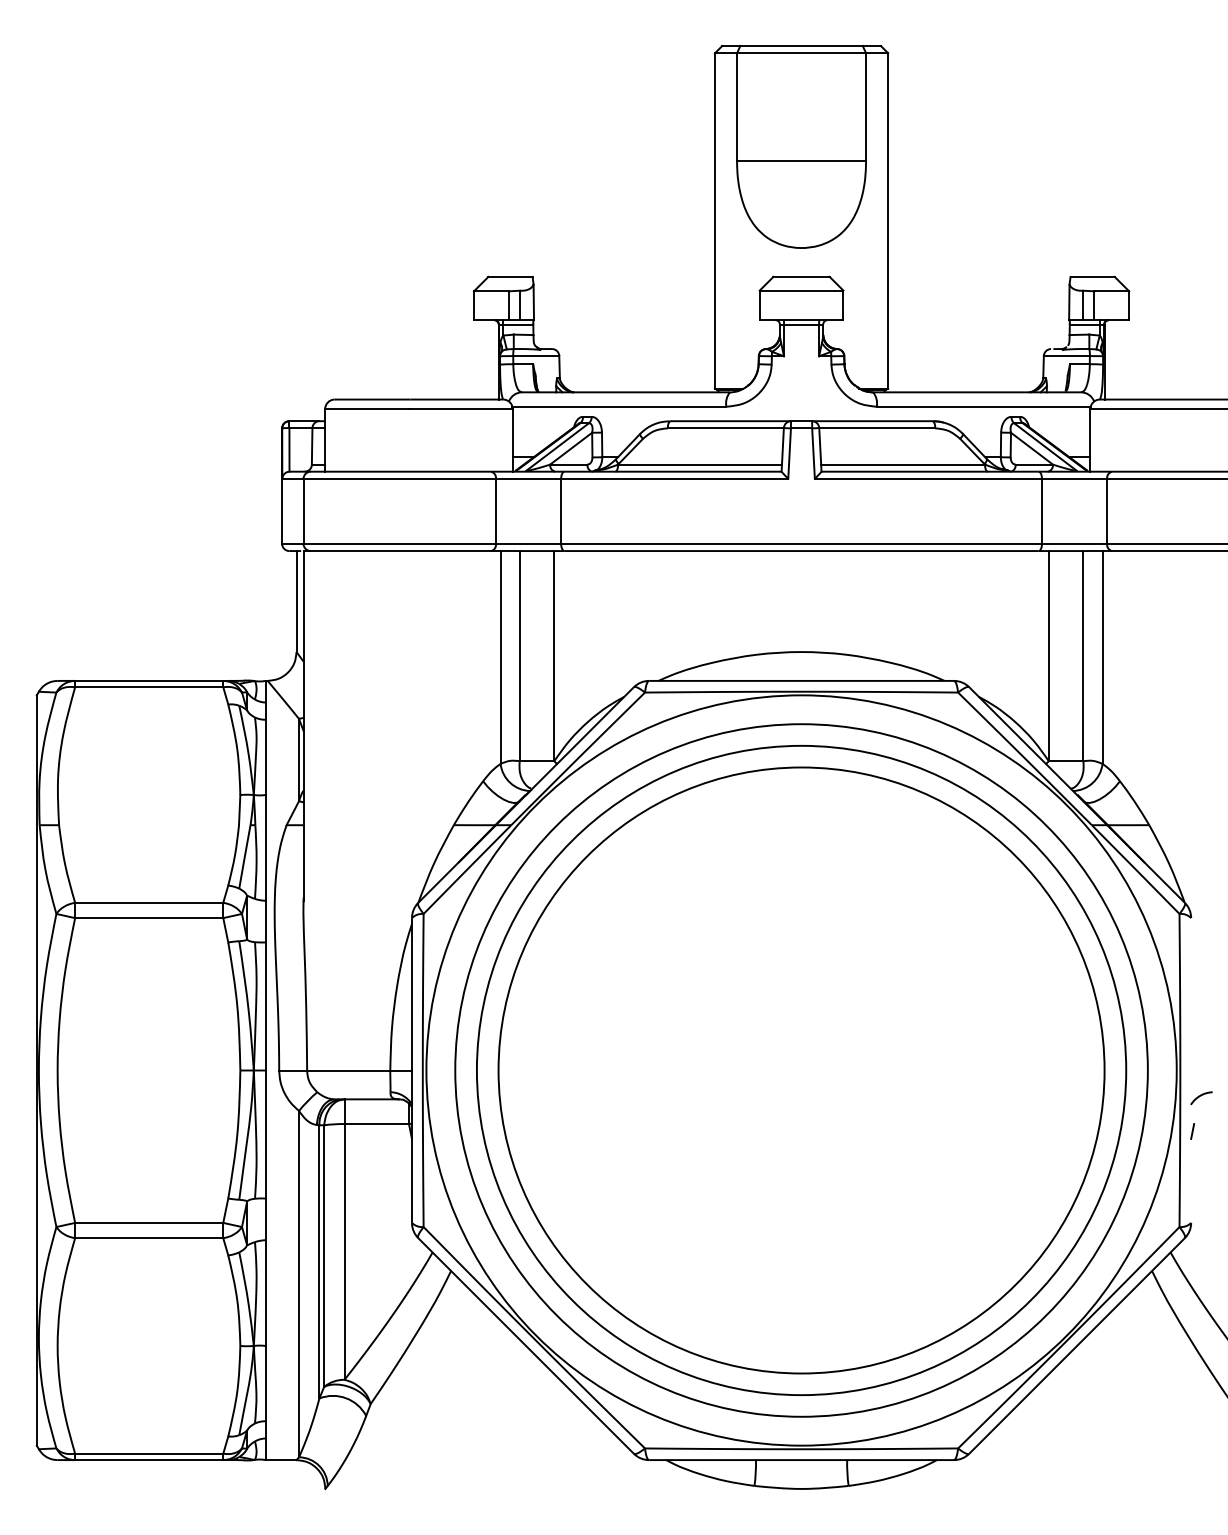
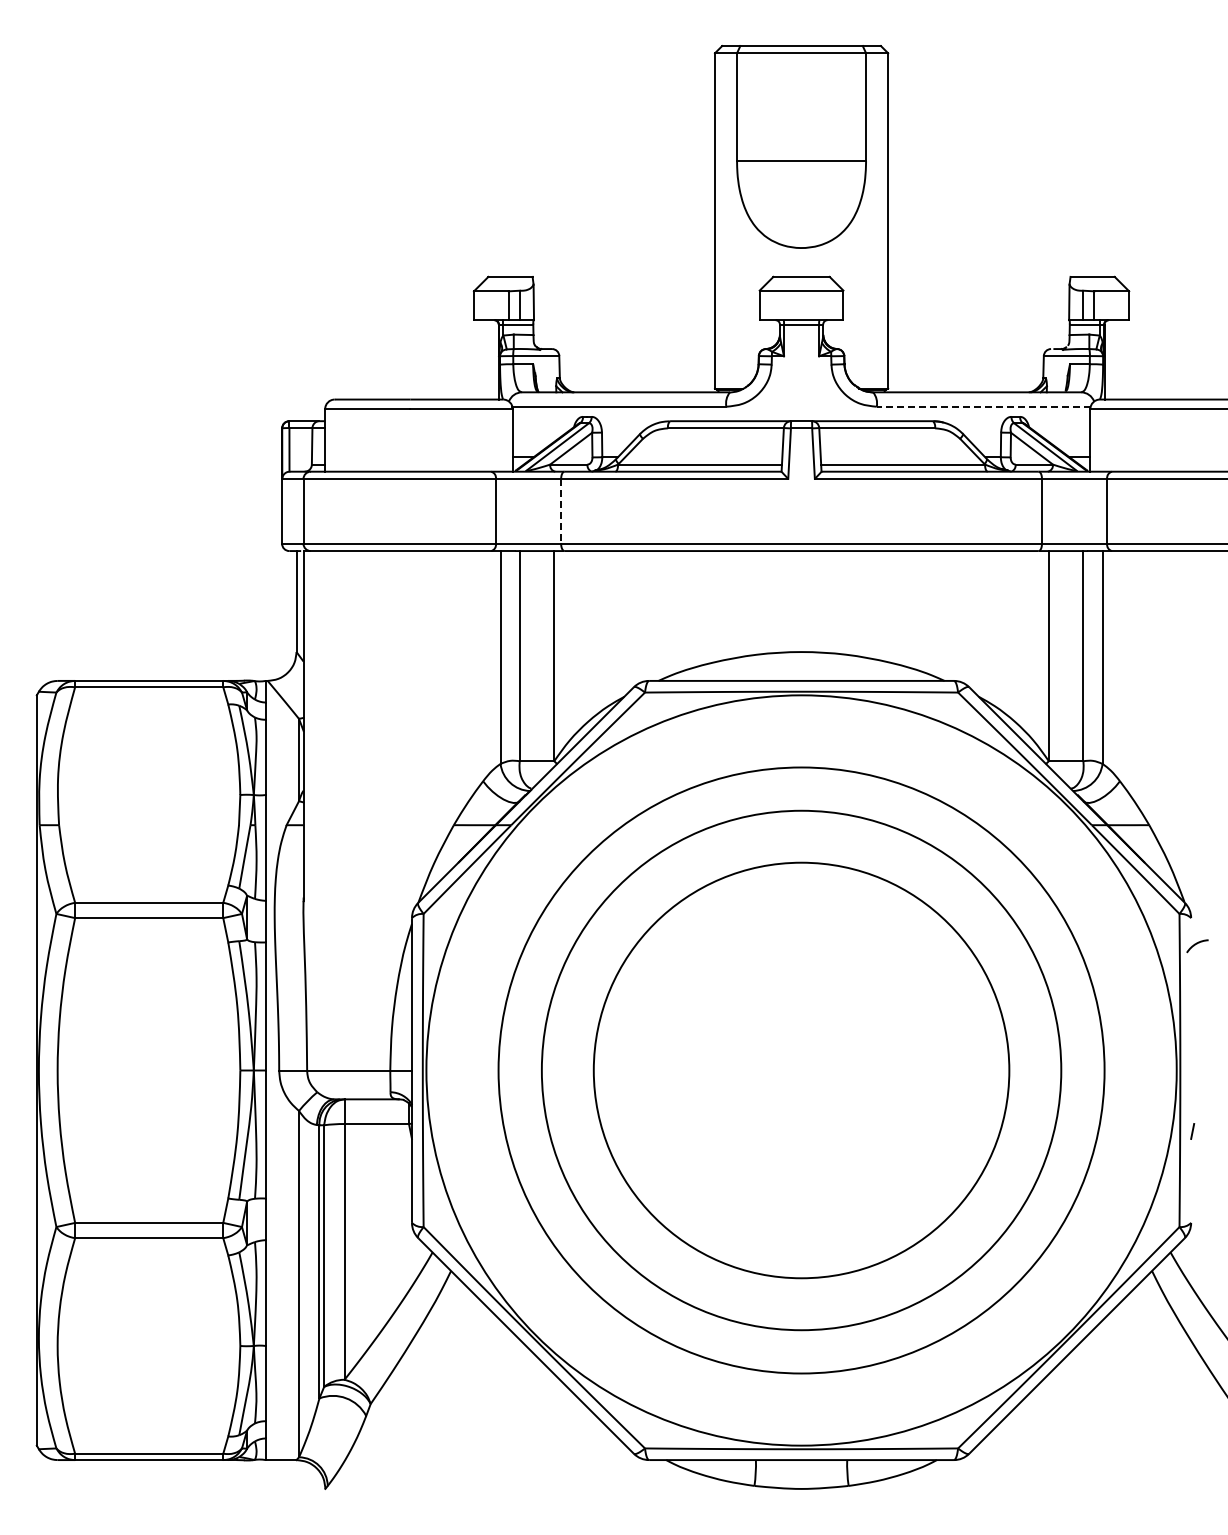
line: solid -> dashed (983, 406)
line: solid -> dashed (561, 511)
circle diameter: 649 px -> 519 px (801, 1070)
circle diameter: 693 px -> 416 px (801, 1070)
arc position: (1201, 1096) -> (1197, 944) (1197, 944)
